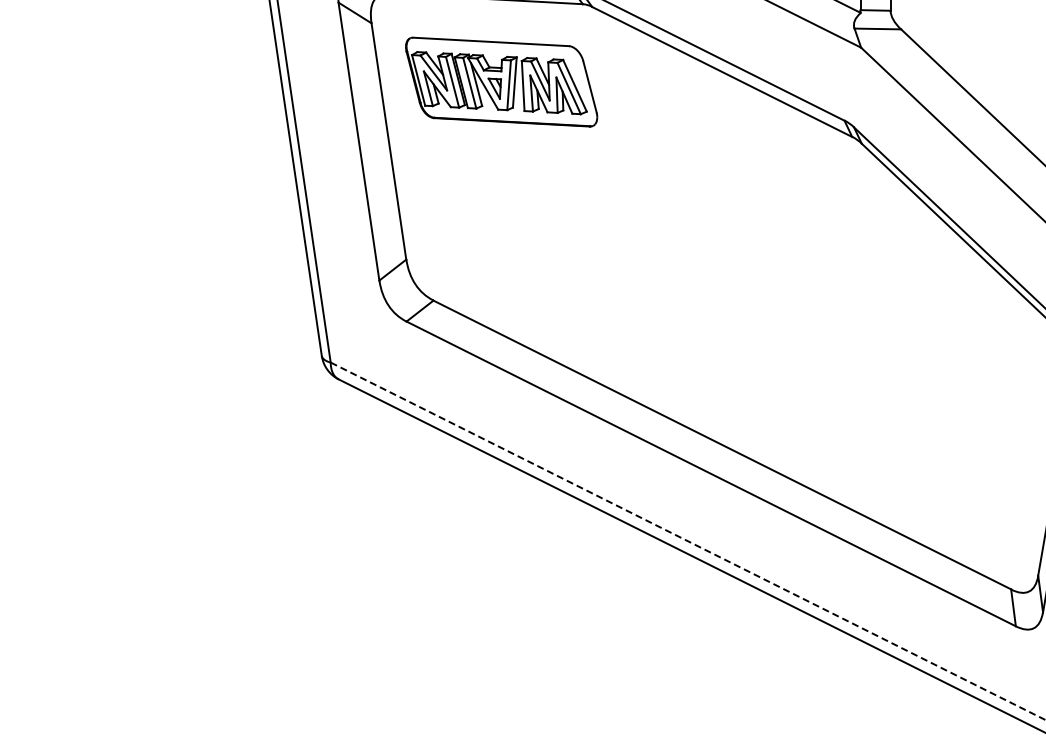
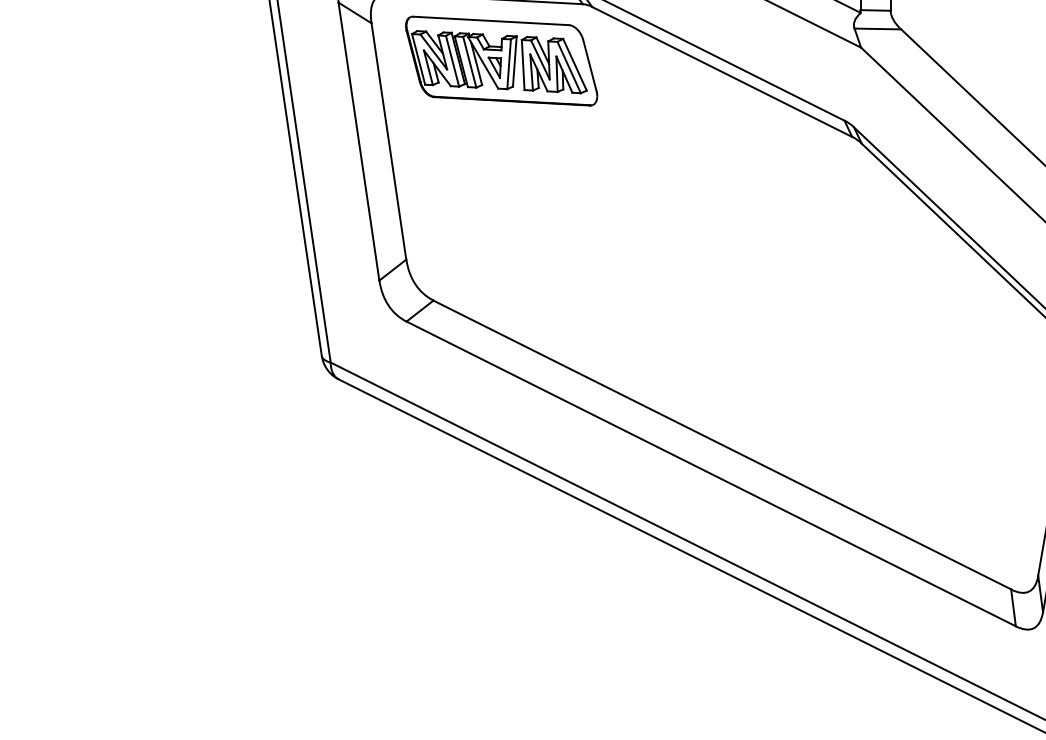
part position: (501, 81) -> (501, 60) (501, 60)
line: dashed -> solid (688, 541)
